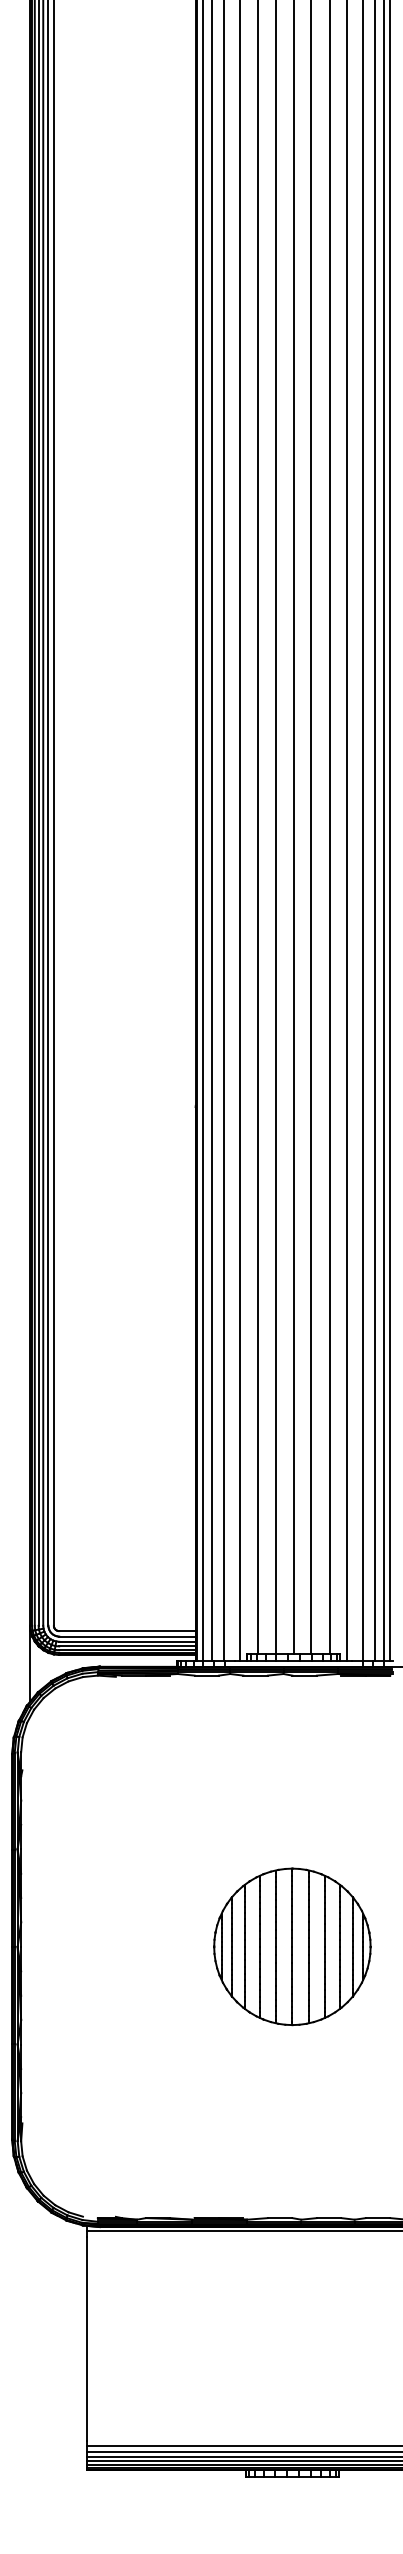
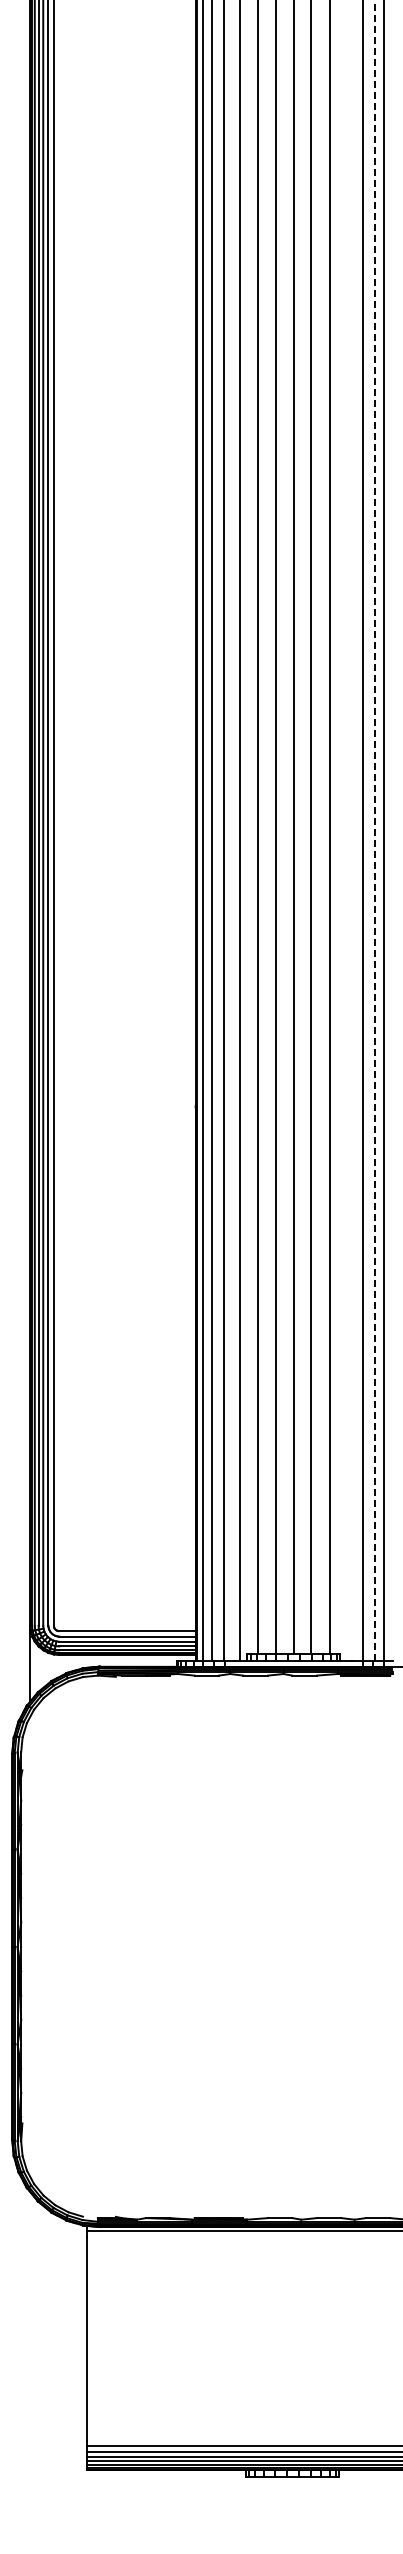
line: solid -> dashed (375, 830)
line: present -> none (347, 831)
line: present -> none (389, 831)
part: present -> none (292, 1946)
